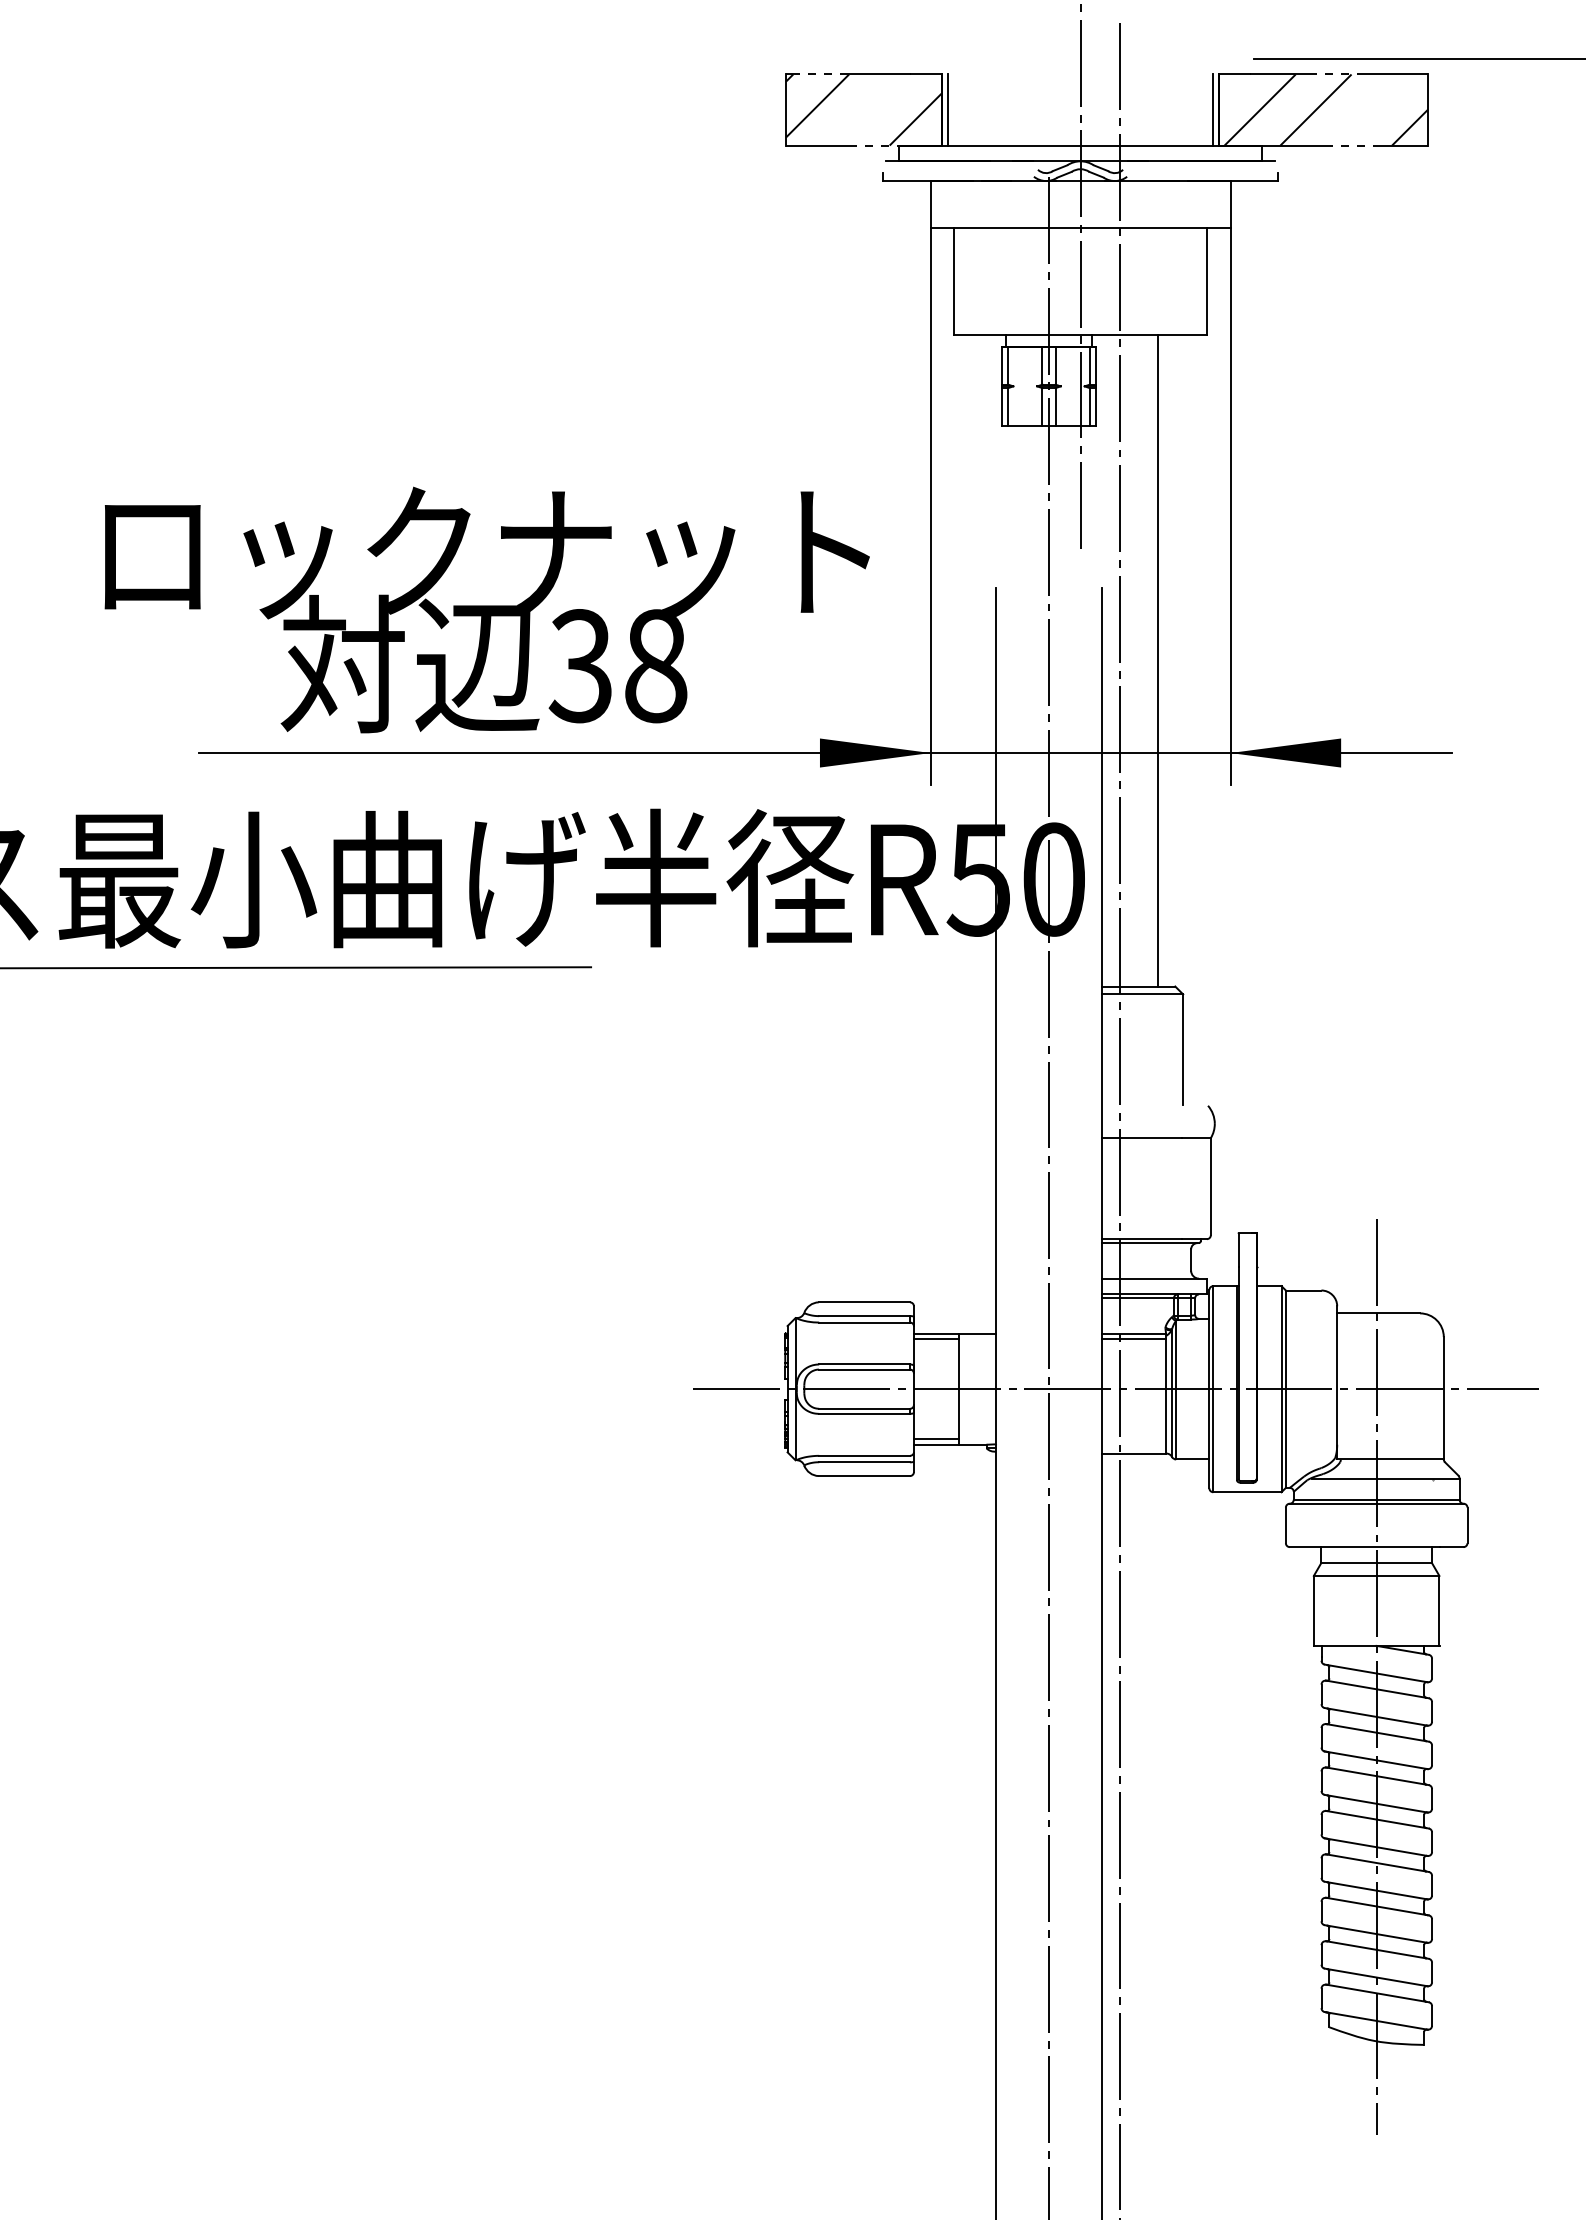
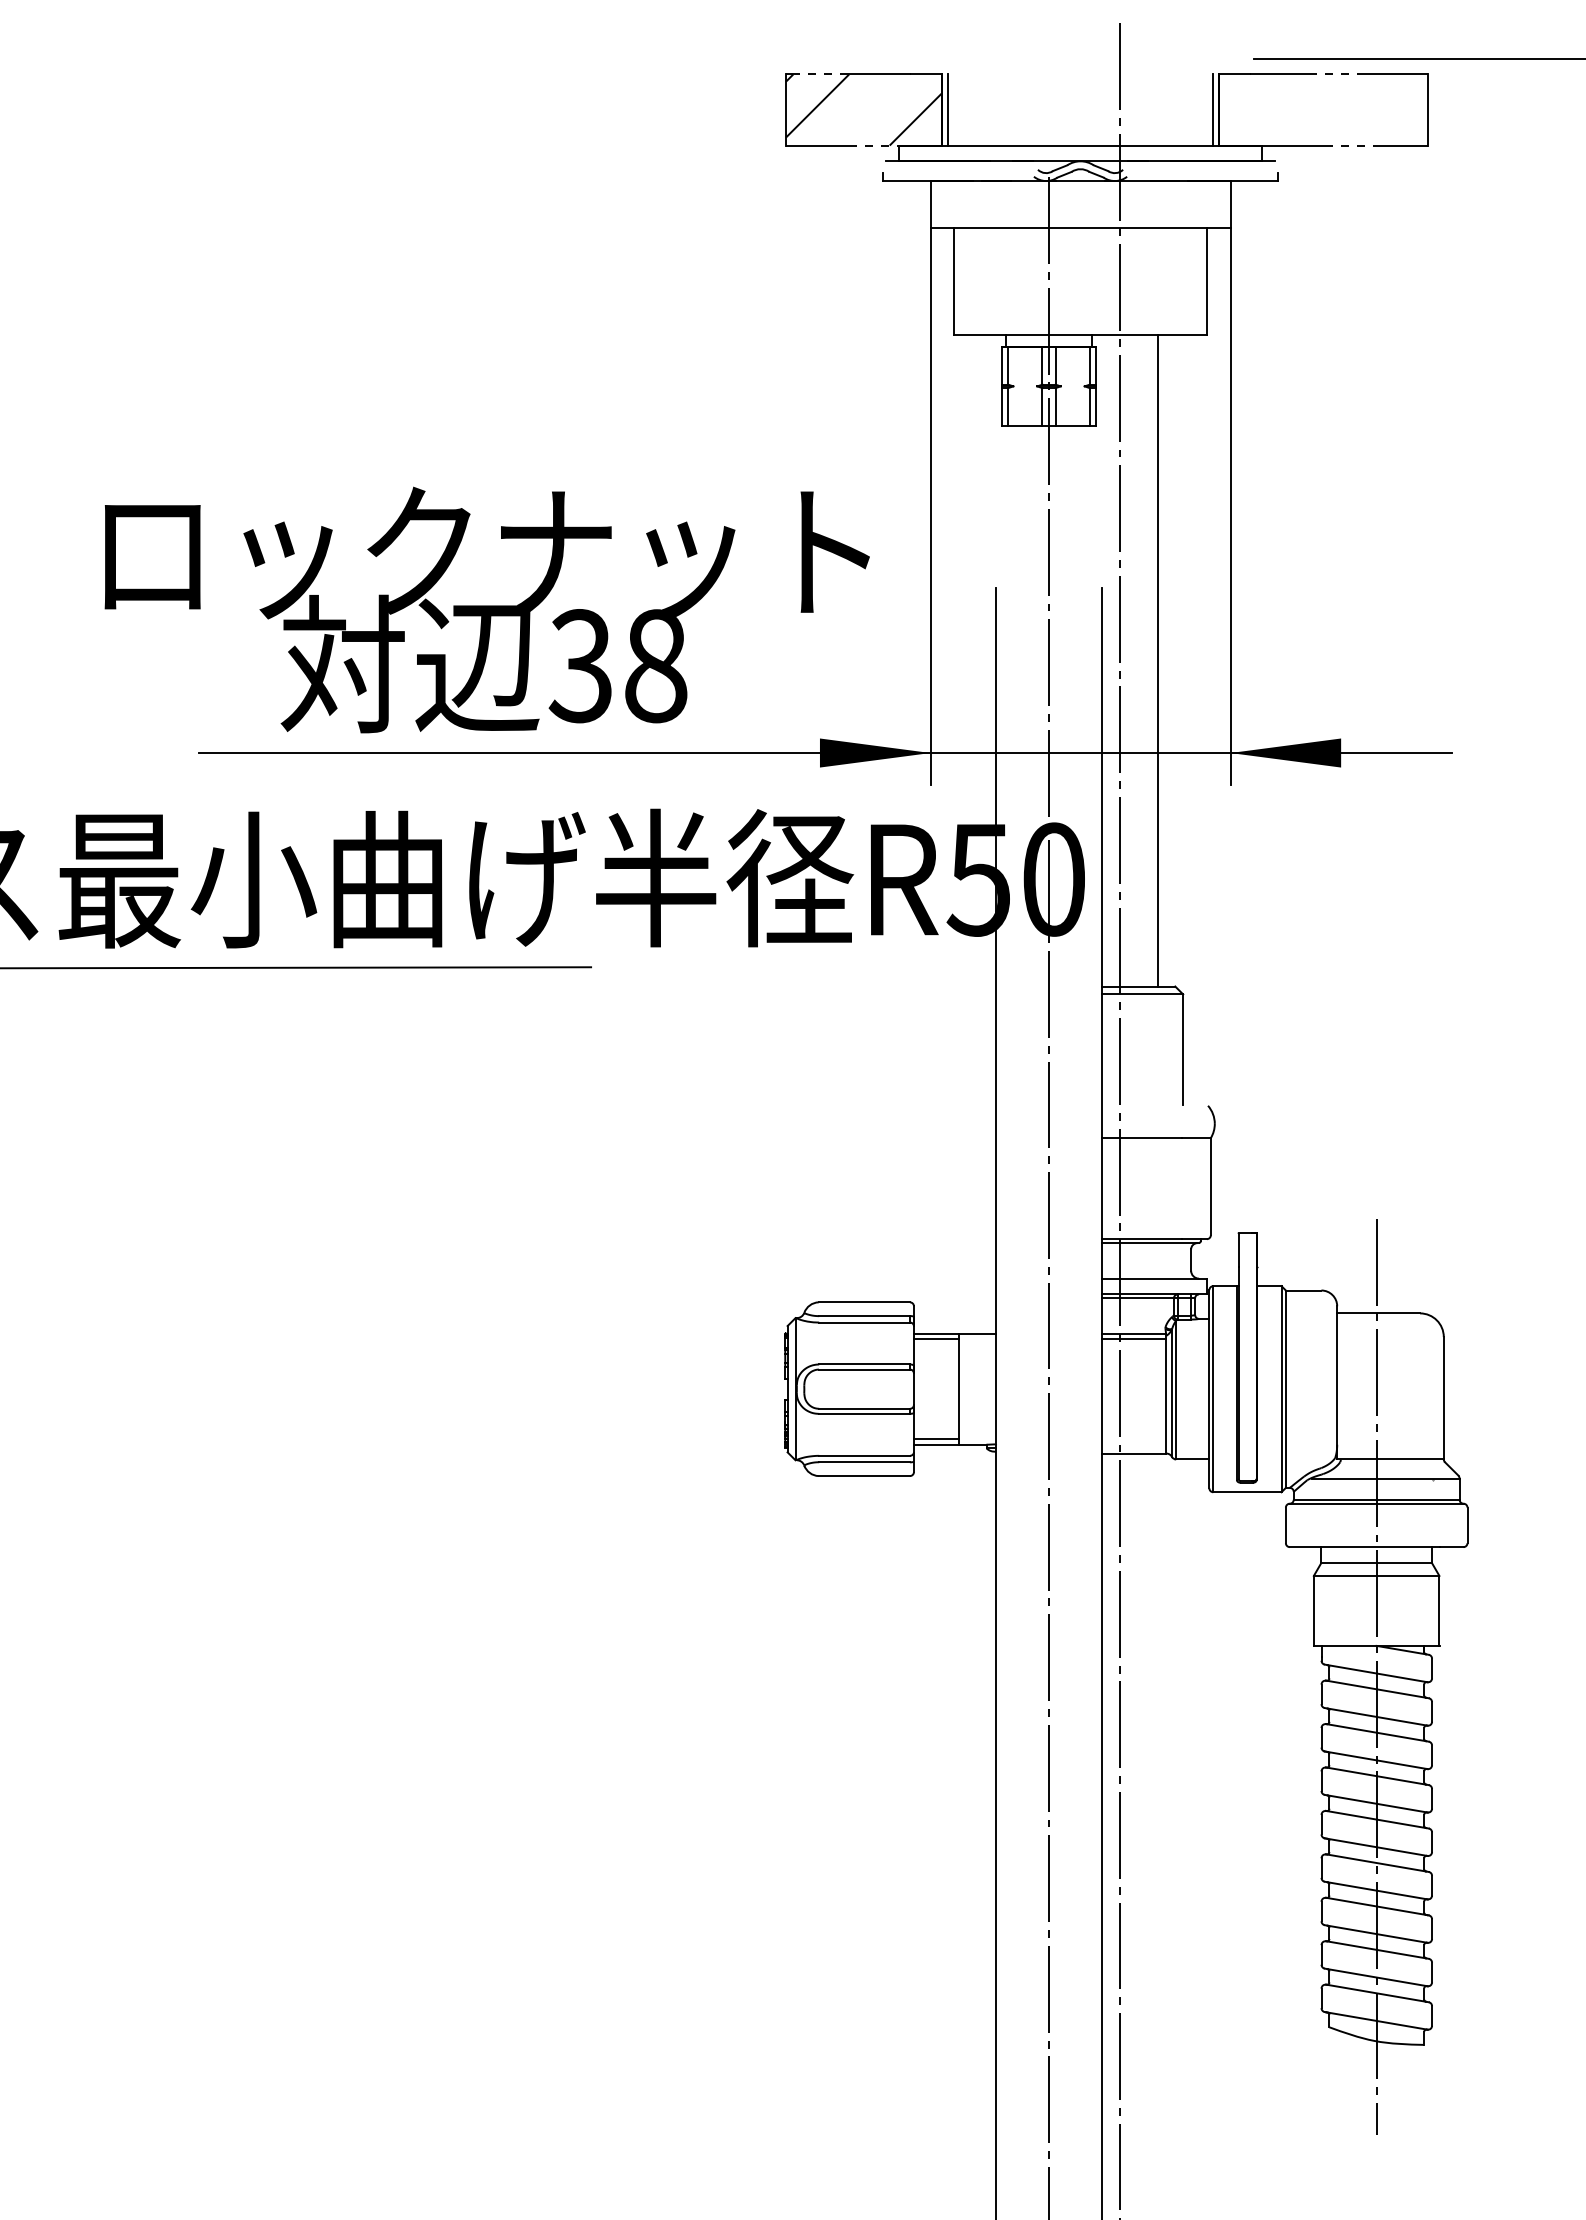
hatch: present -> none (1326, 109)
line: present -> none (1080, 279)
line: present -> none (1115, 1389)
